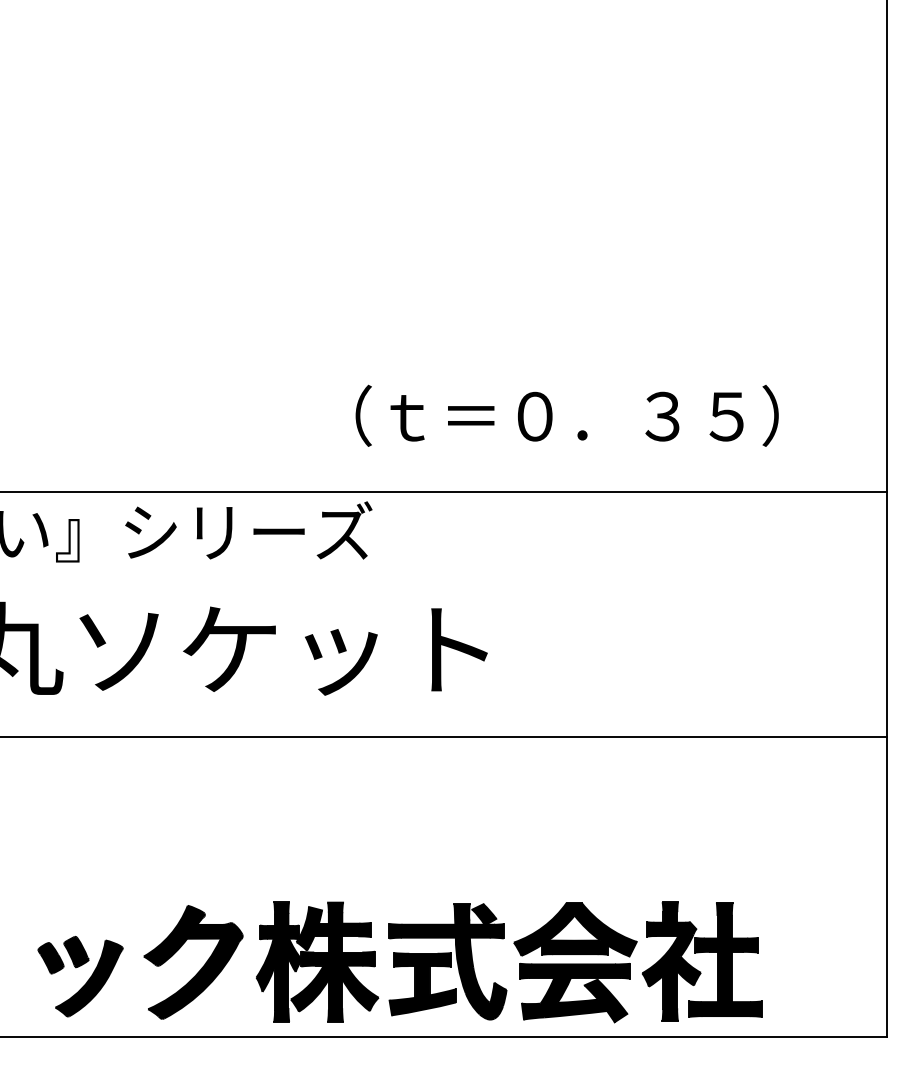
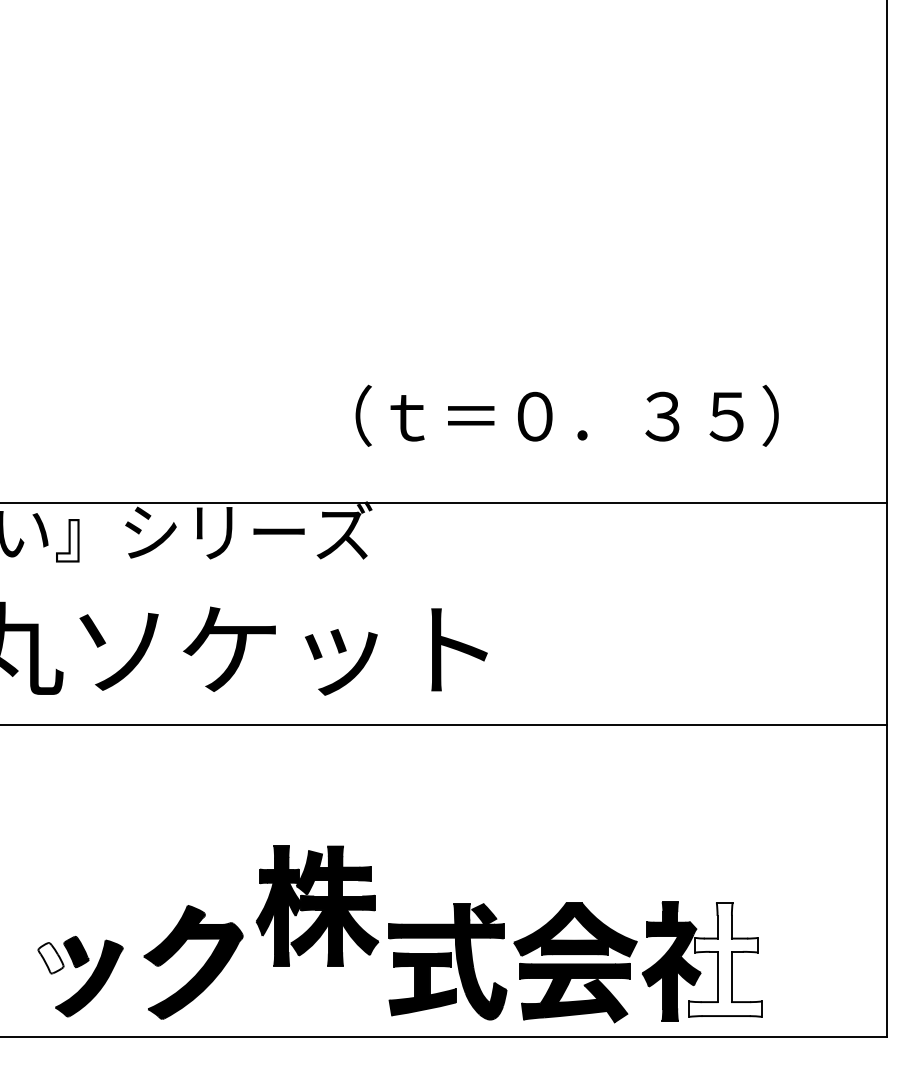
line position: (444, 492) -> (444, 503) (444, 503)
line position: (444, 737) -> (444, 725) (444, 725)
fill: present -> none (50, 957)
fill: present -> none (725, 959)
part position: (317, 961) -> (317, 905) (317, 905)
